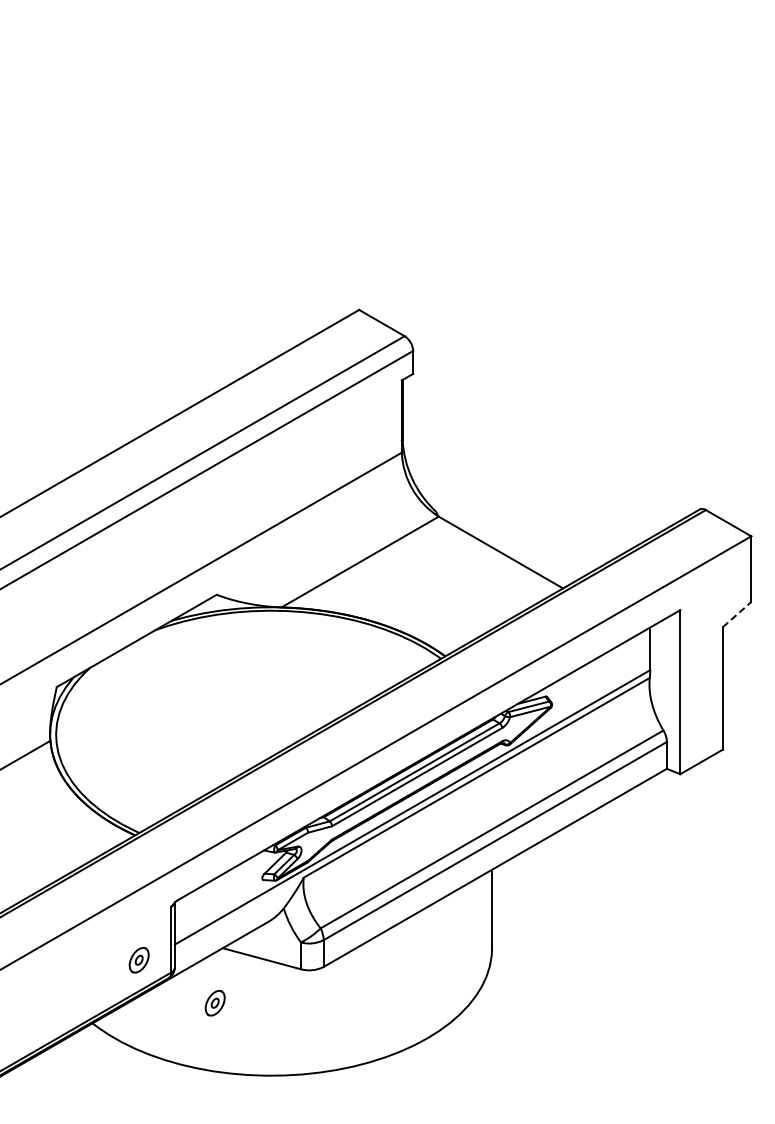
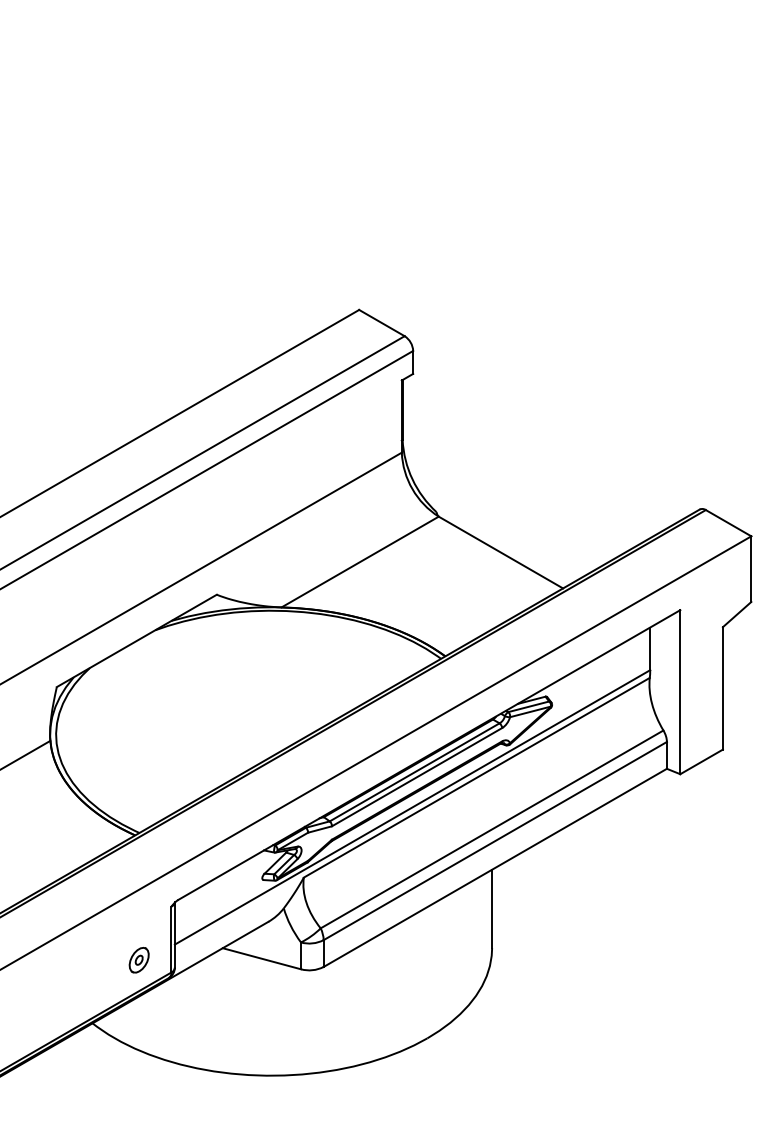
line: dashed -> solid (737, 614)
part: present -> none (214, 1003)
